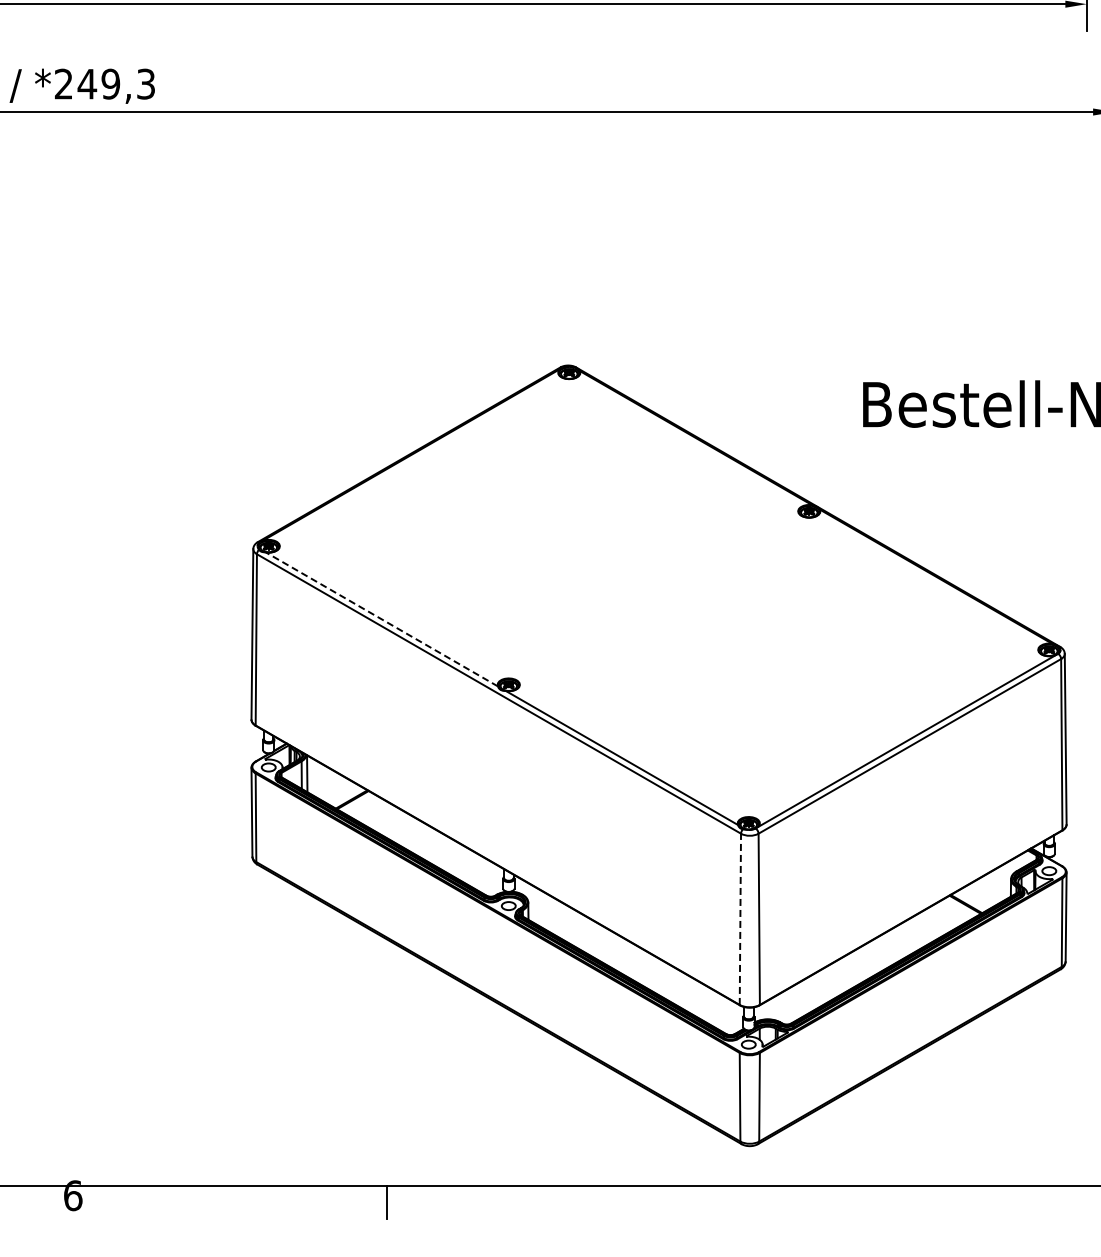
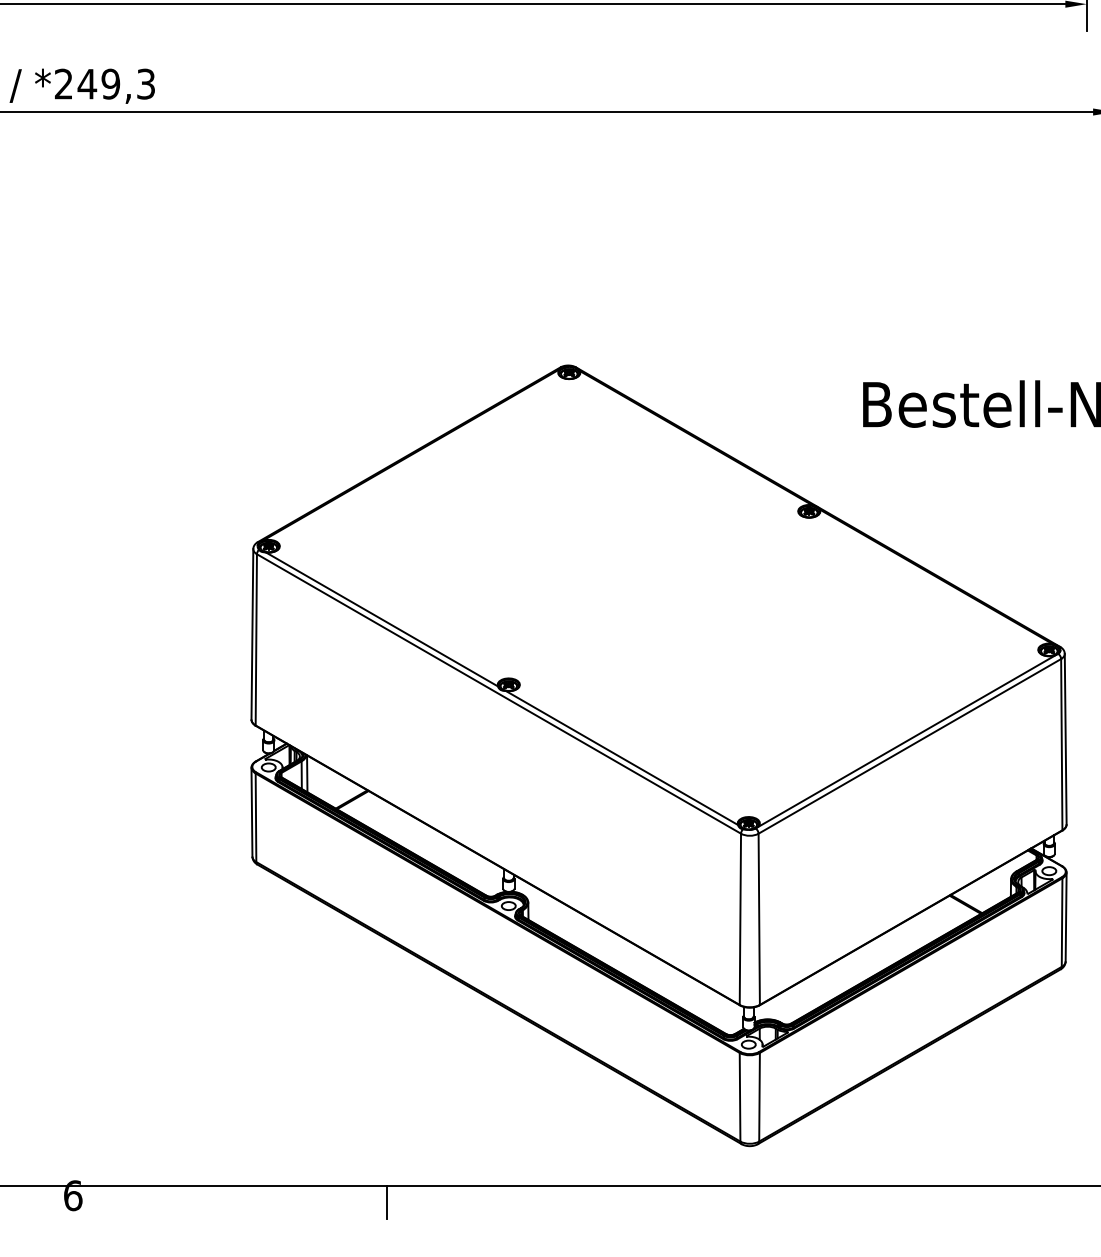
line: dashed -> solid (382, 619)
line: dashed -> solid (740, 919)
